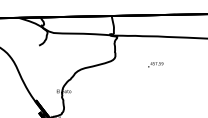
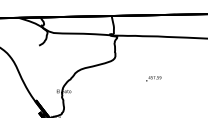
text position: (155, 64) -> (153, 78) (153, 78)
